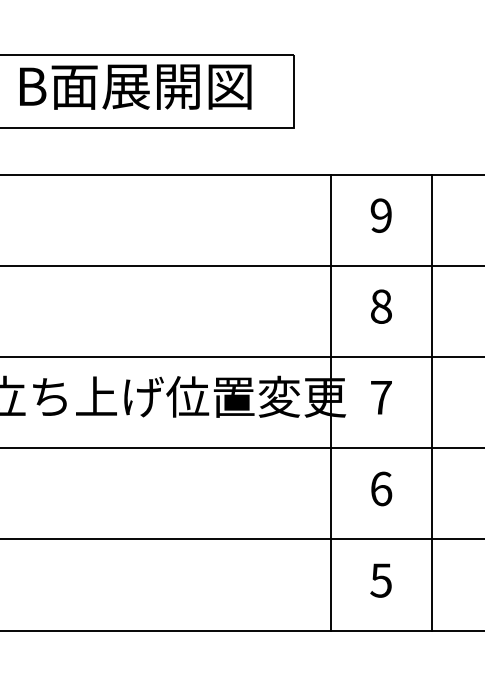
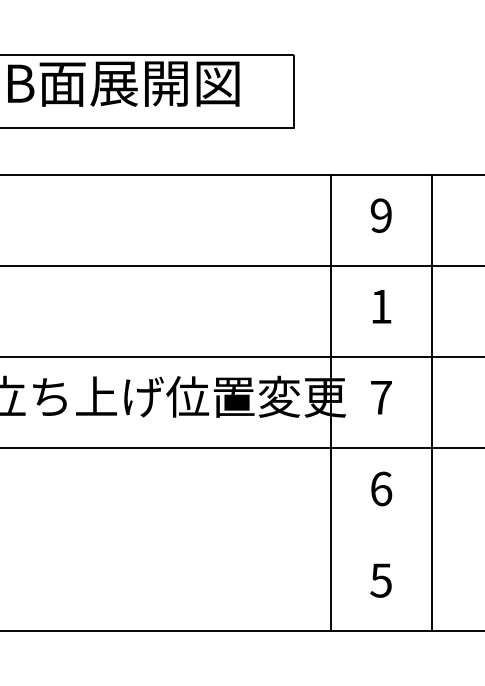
text position: (135, 86) -> (123, 83) (123, 83)
text: 8 -> 1 (381, 306)
line: present -> none (241, 539)
